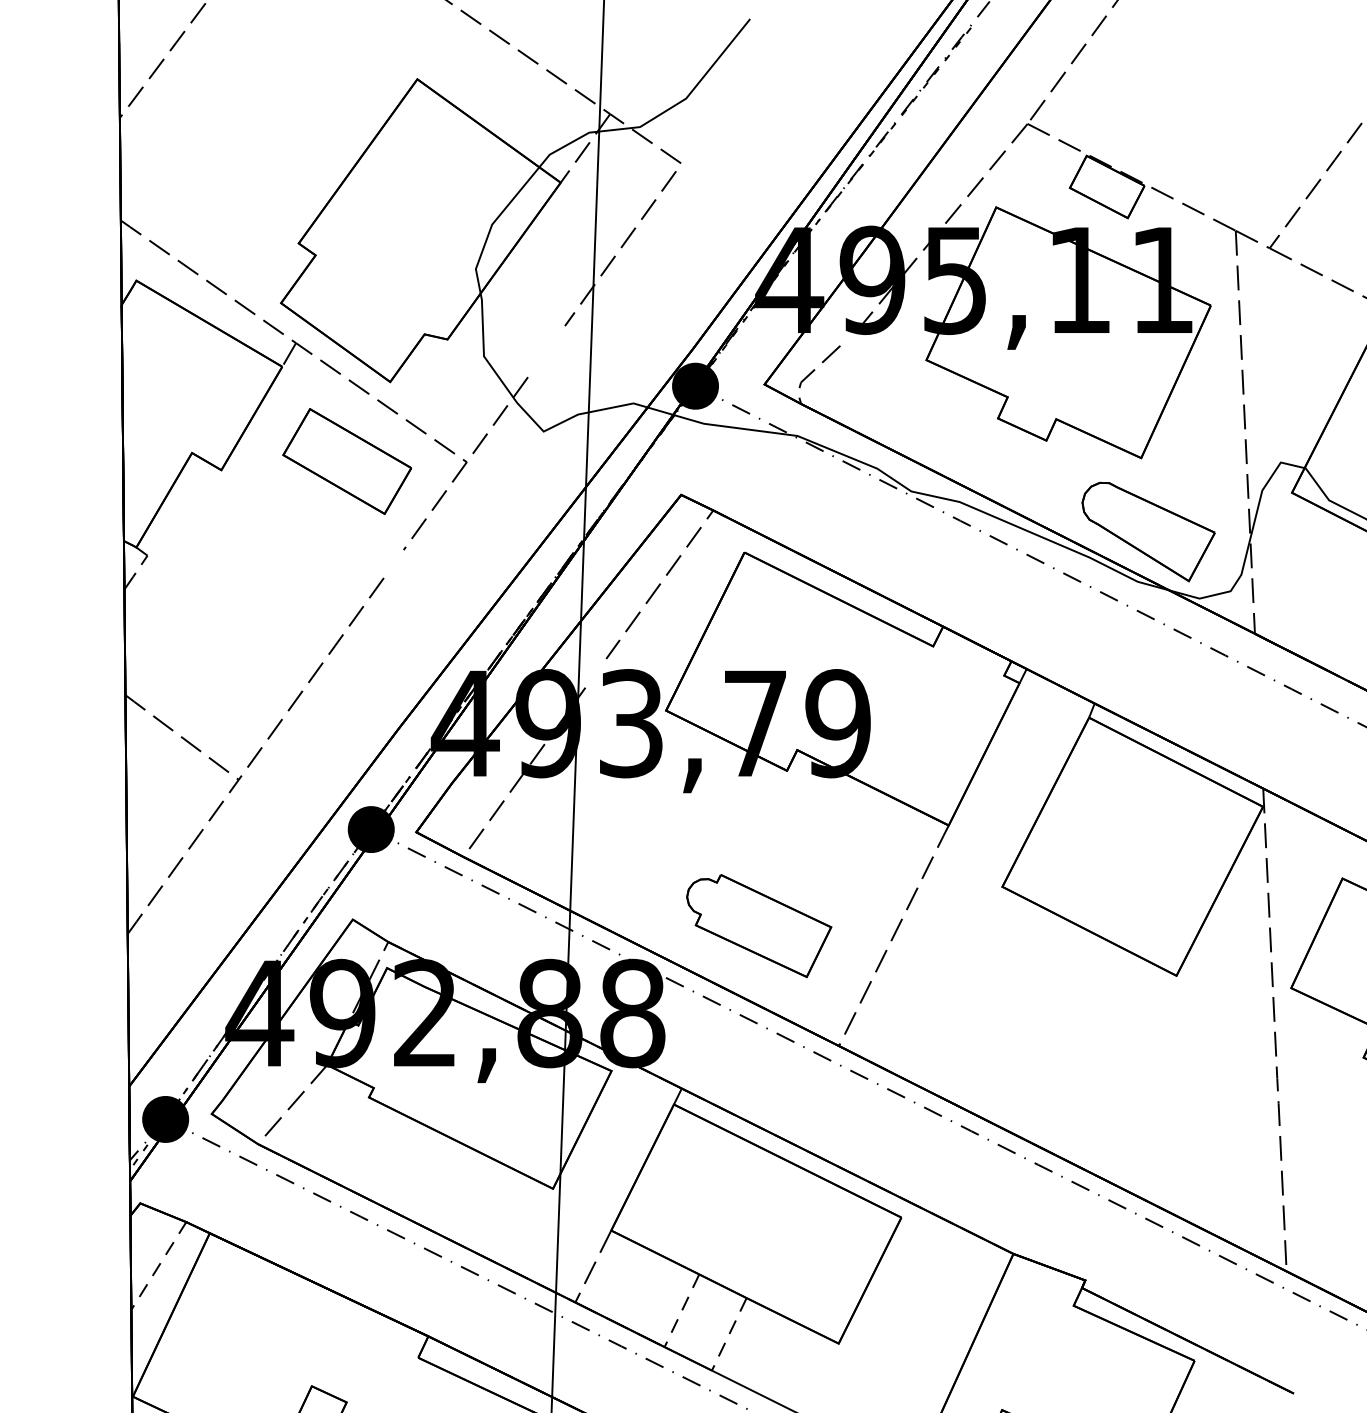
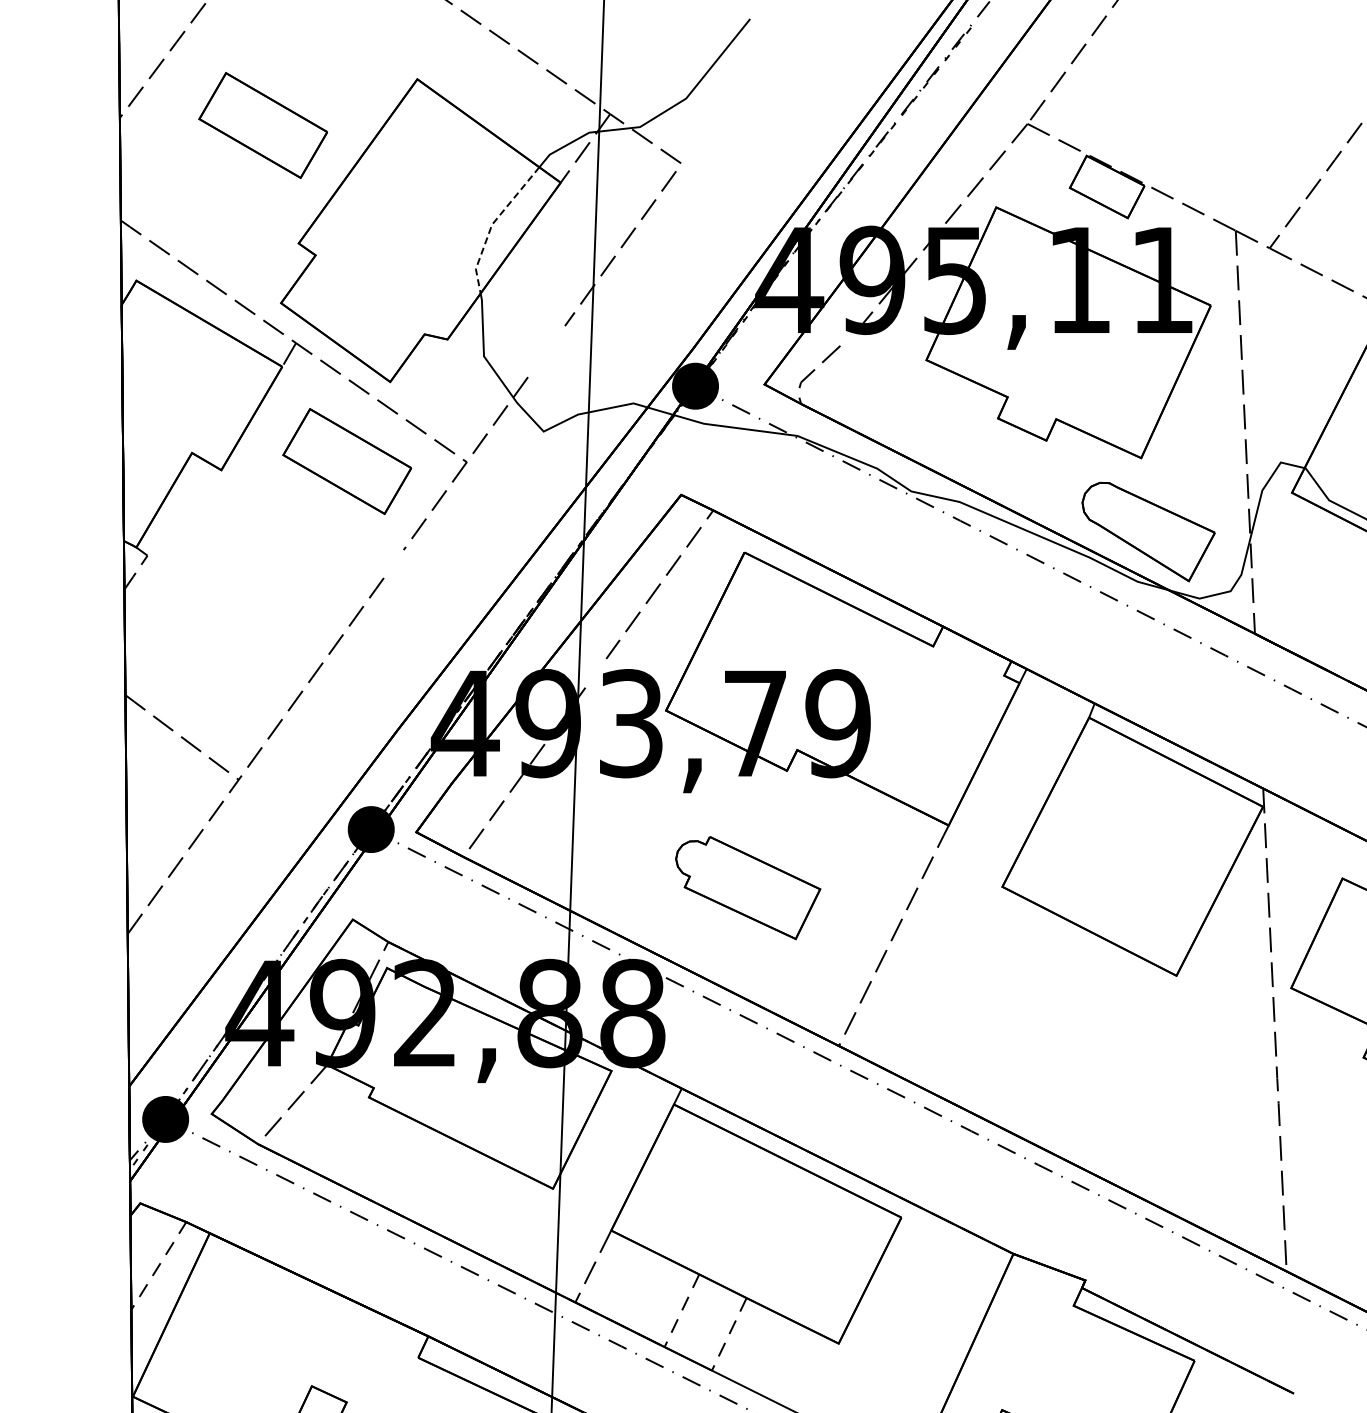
part: none -> present (262, 125)
line: solid -> dashed (492, 224)
part position: (759, 926) -> (748, 888) (748, 888)
